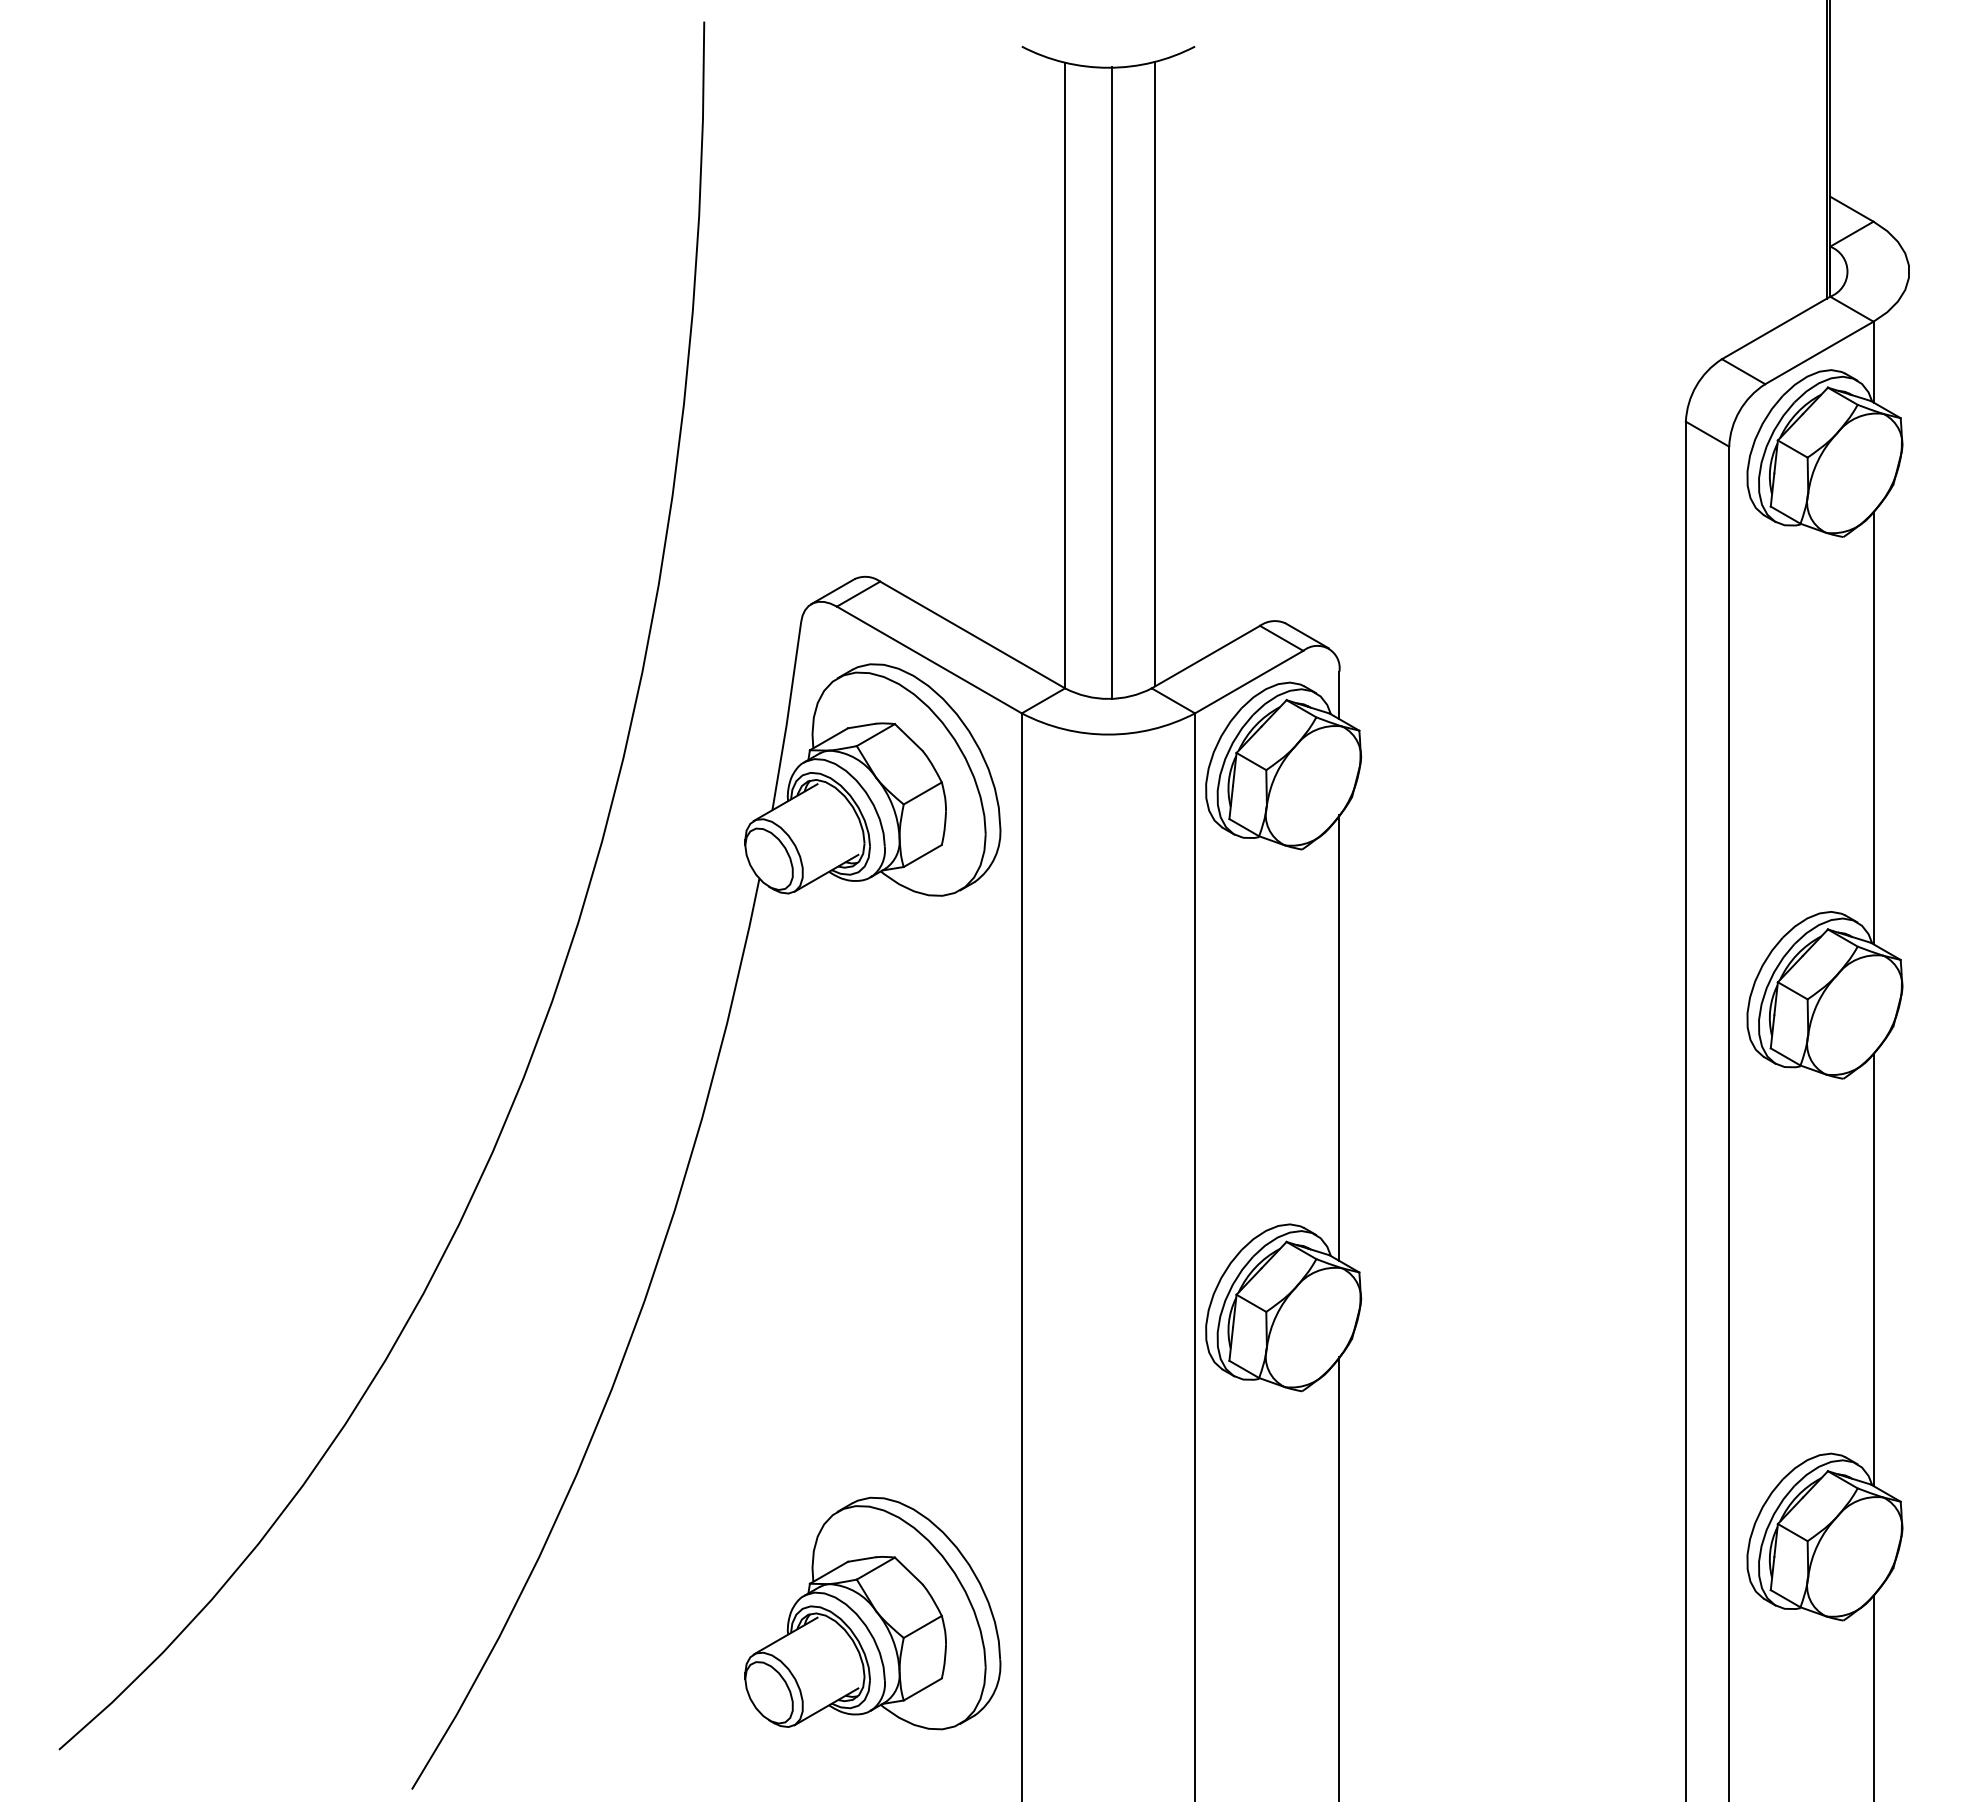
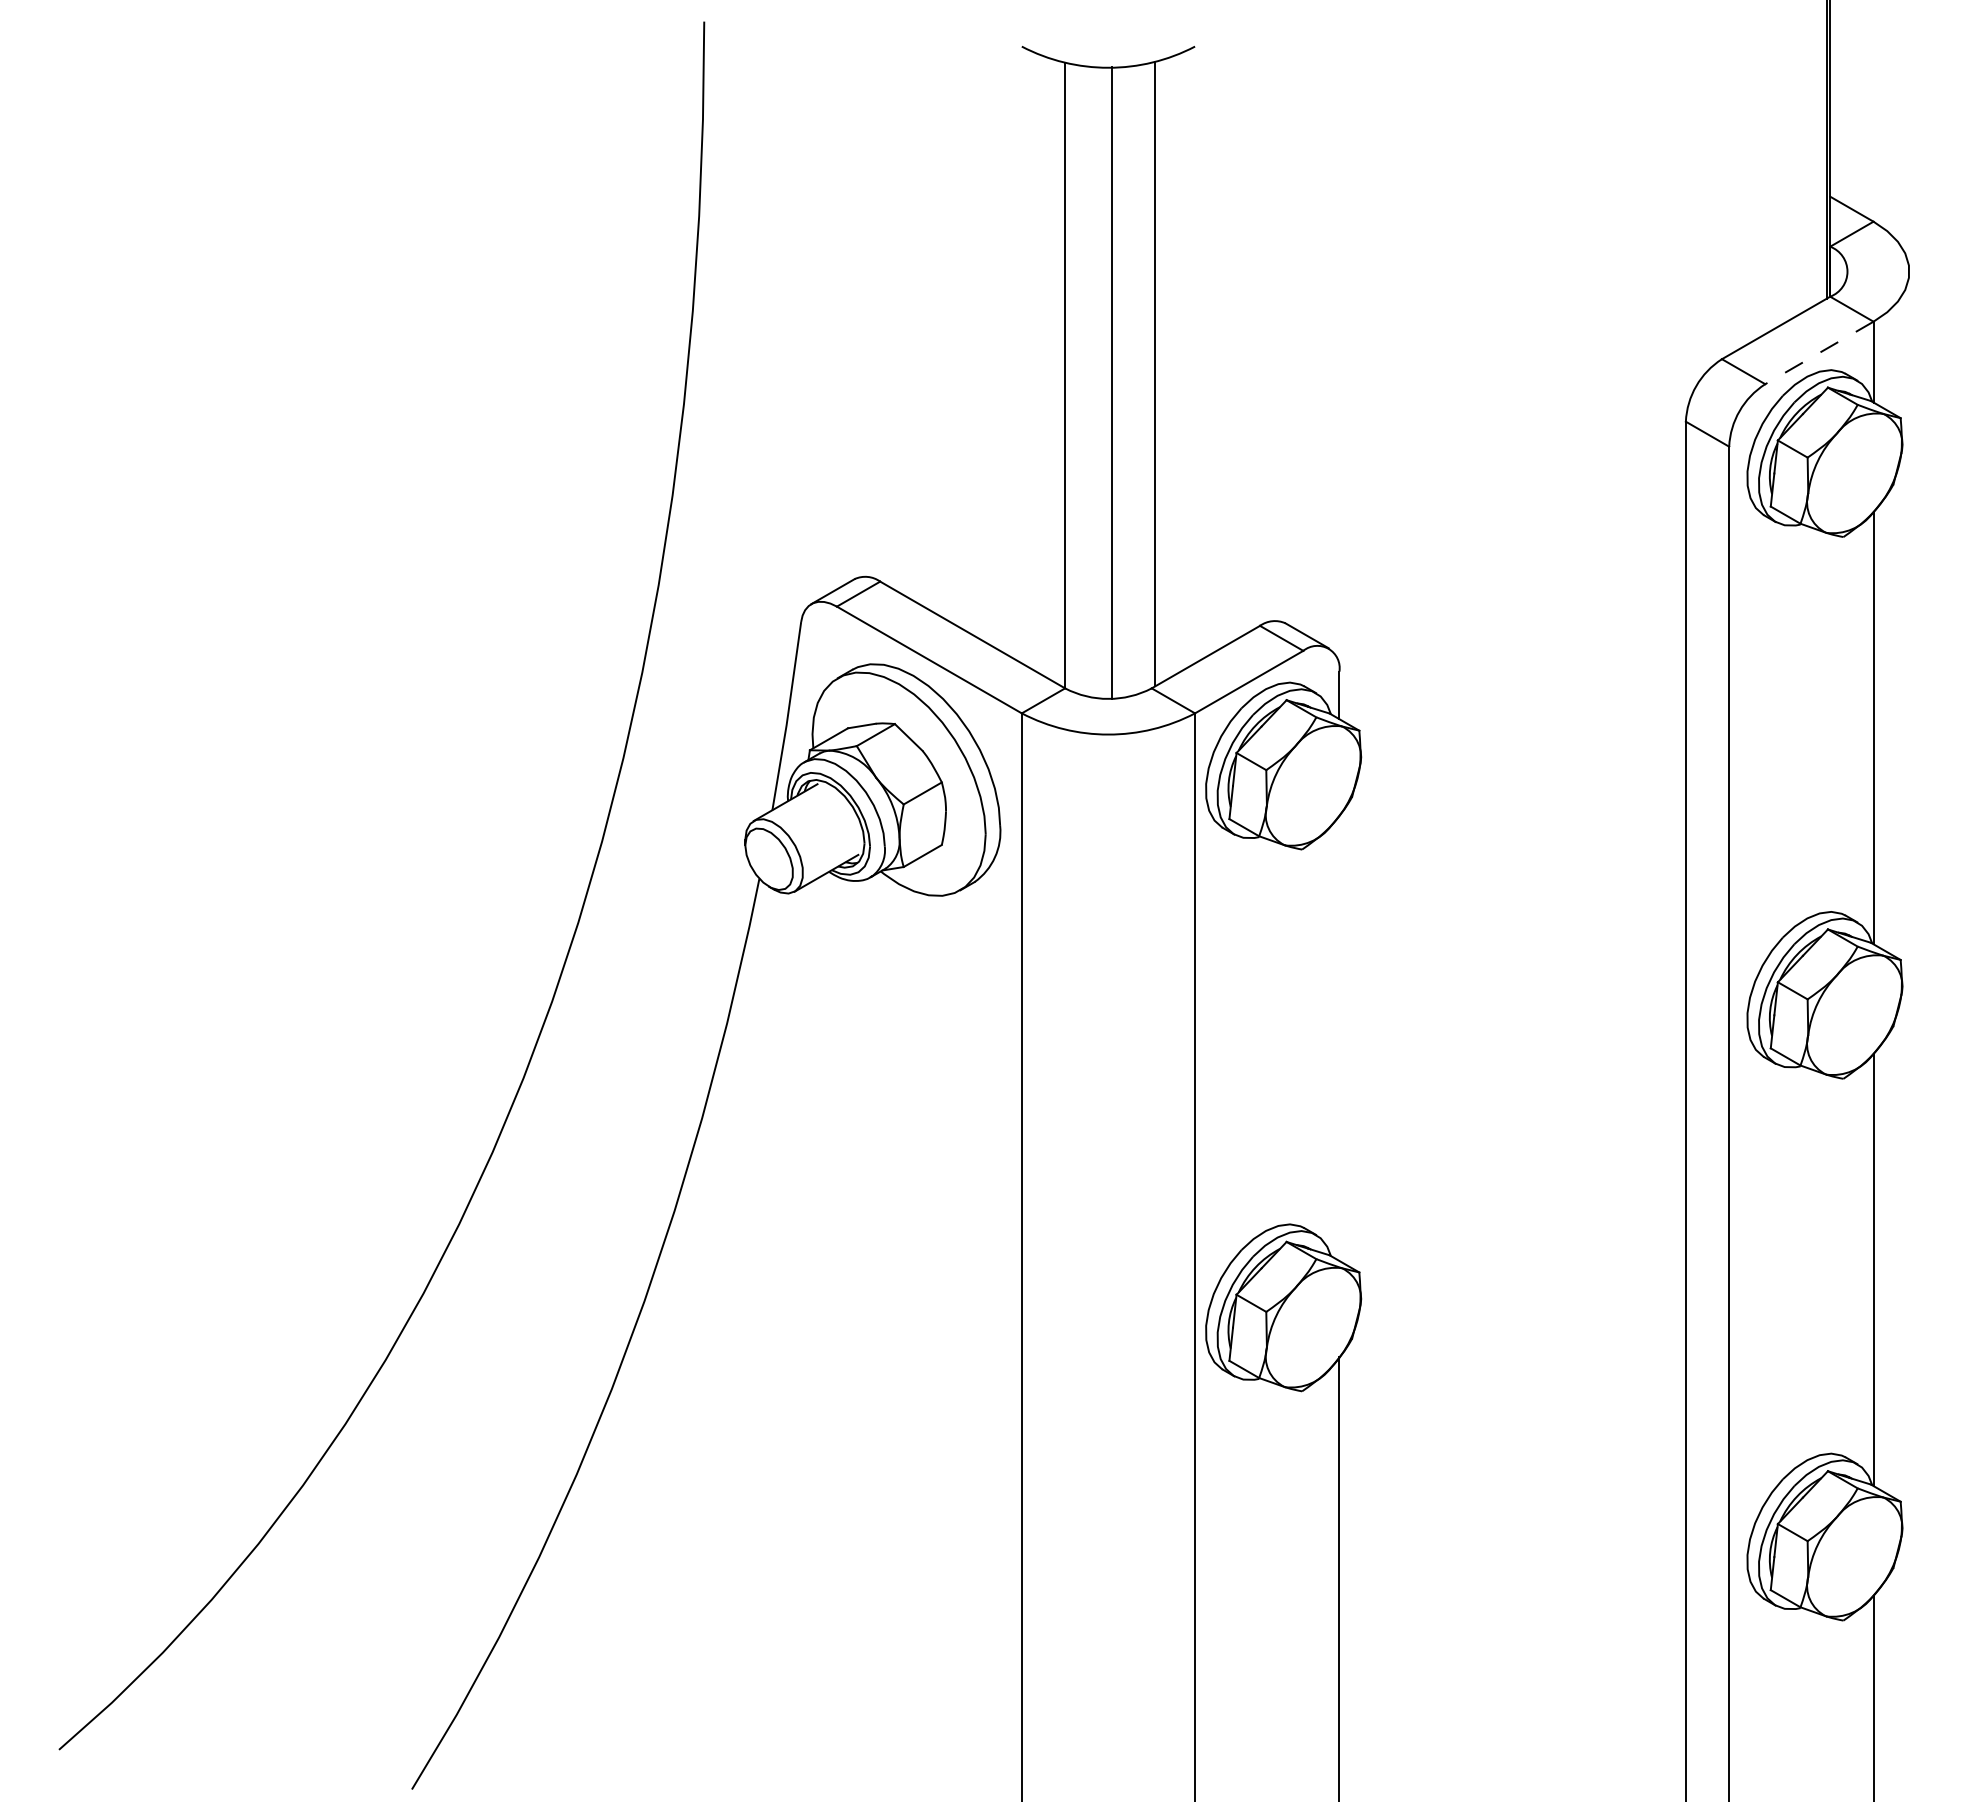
line: solid -> dashed (1819, 352)
line: present -> none (1339, 1037)
part: present -> none (872, 1613)
